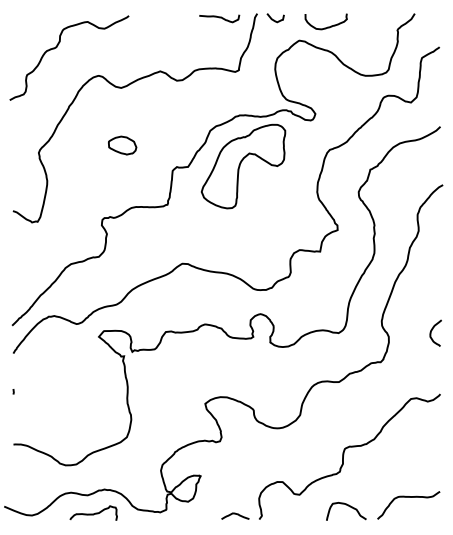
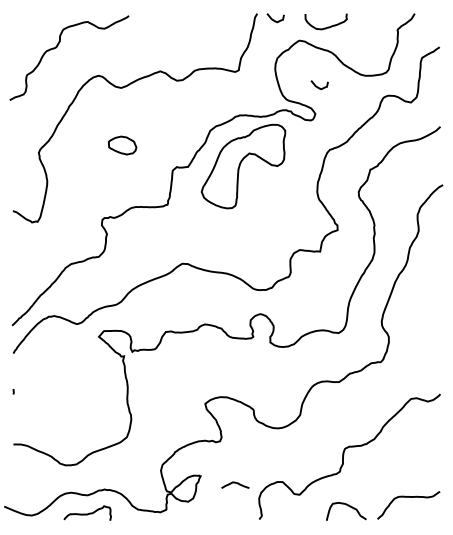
curve: present -> none (219, 18)
curve: none -> present (318, 86)
curve: present -> none (433, 329)
curve position: (93, 513) -> (87, 513) (87, 513)
curve position: (235, 514) -> (235, 483) (235, 483)
